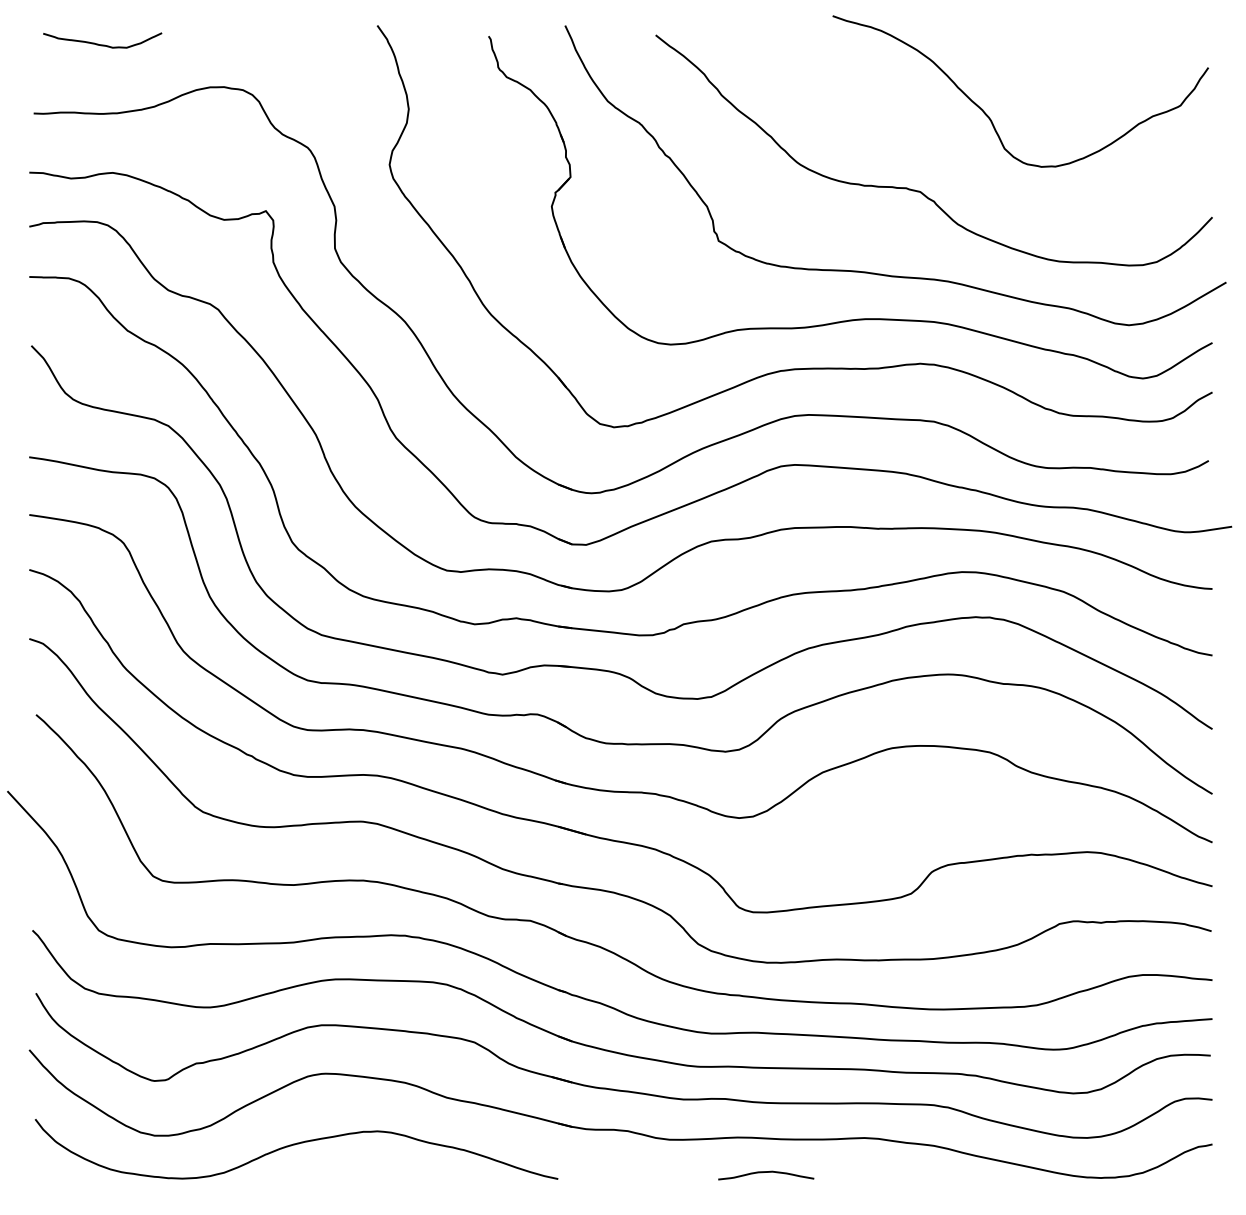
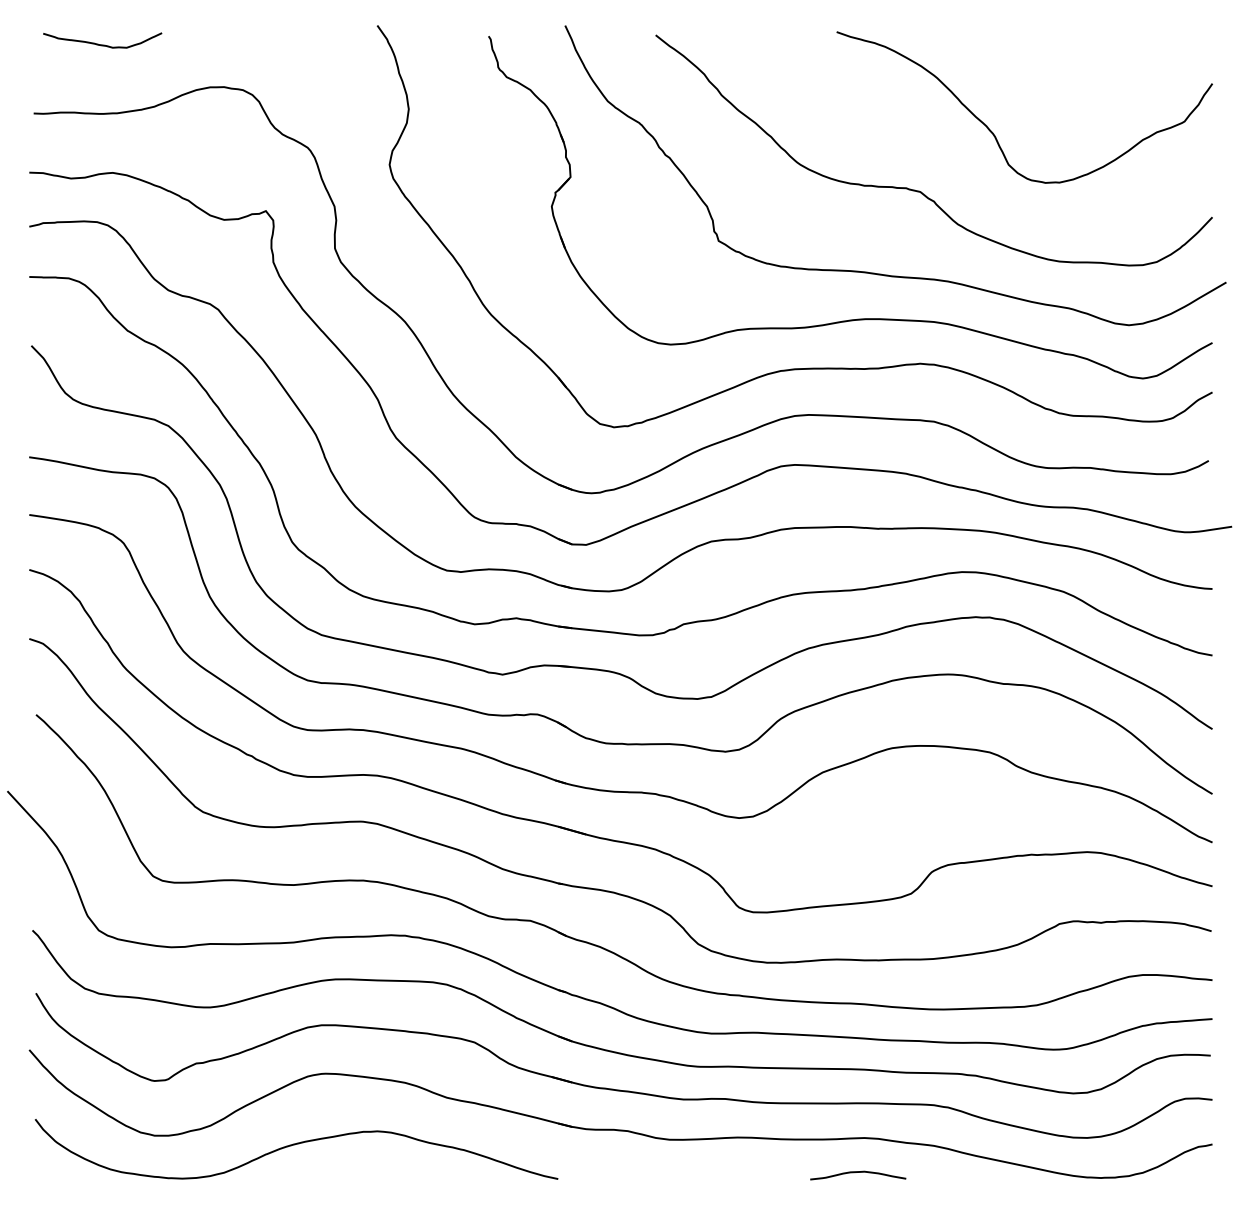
curve position: (989, 116) -> (993, 132) (993, 132)
curve position: (766, 1172) -> (858, 1172) (858, 1172)
